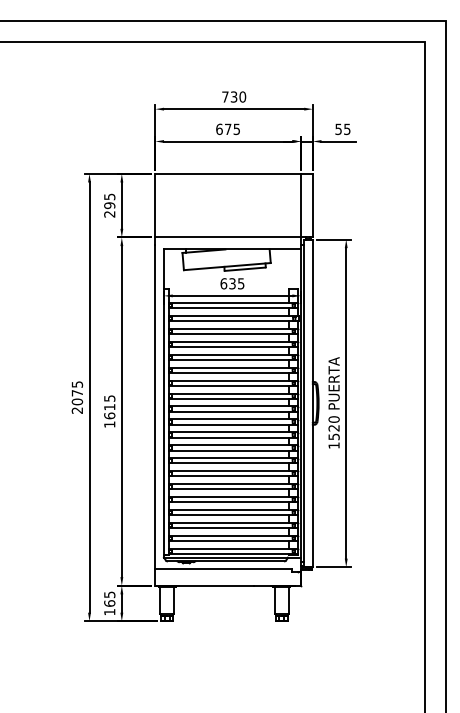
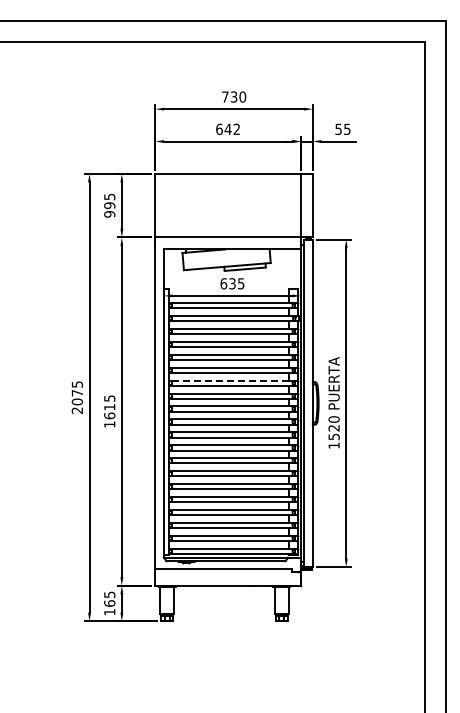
text: 675 -> 642 (231, 129)
text: 295 -> 995 (109, 214)
line: solid -> dashed (228, 380)
